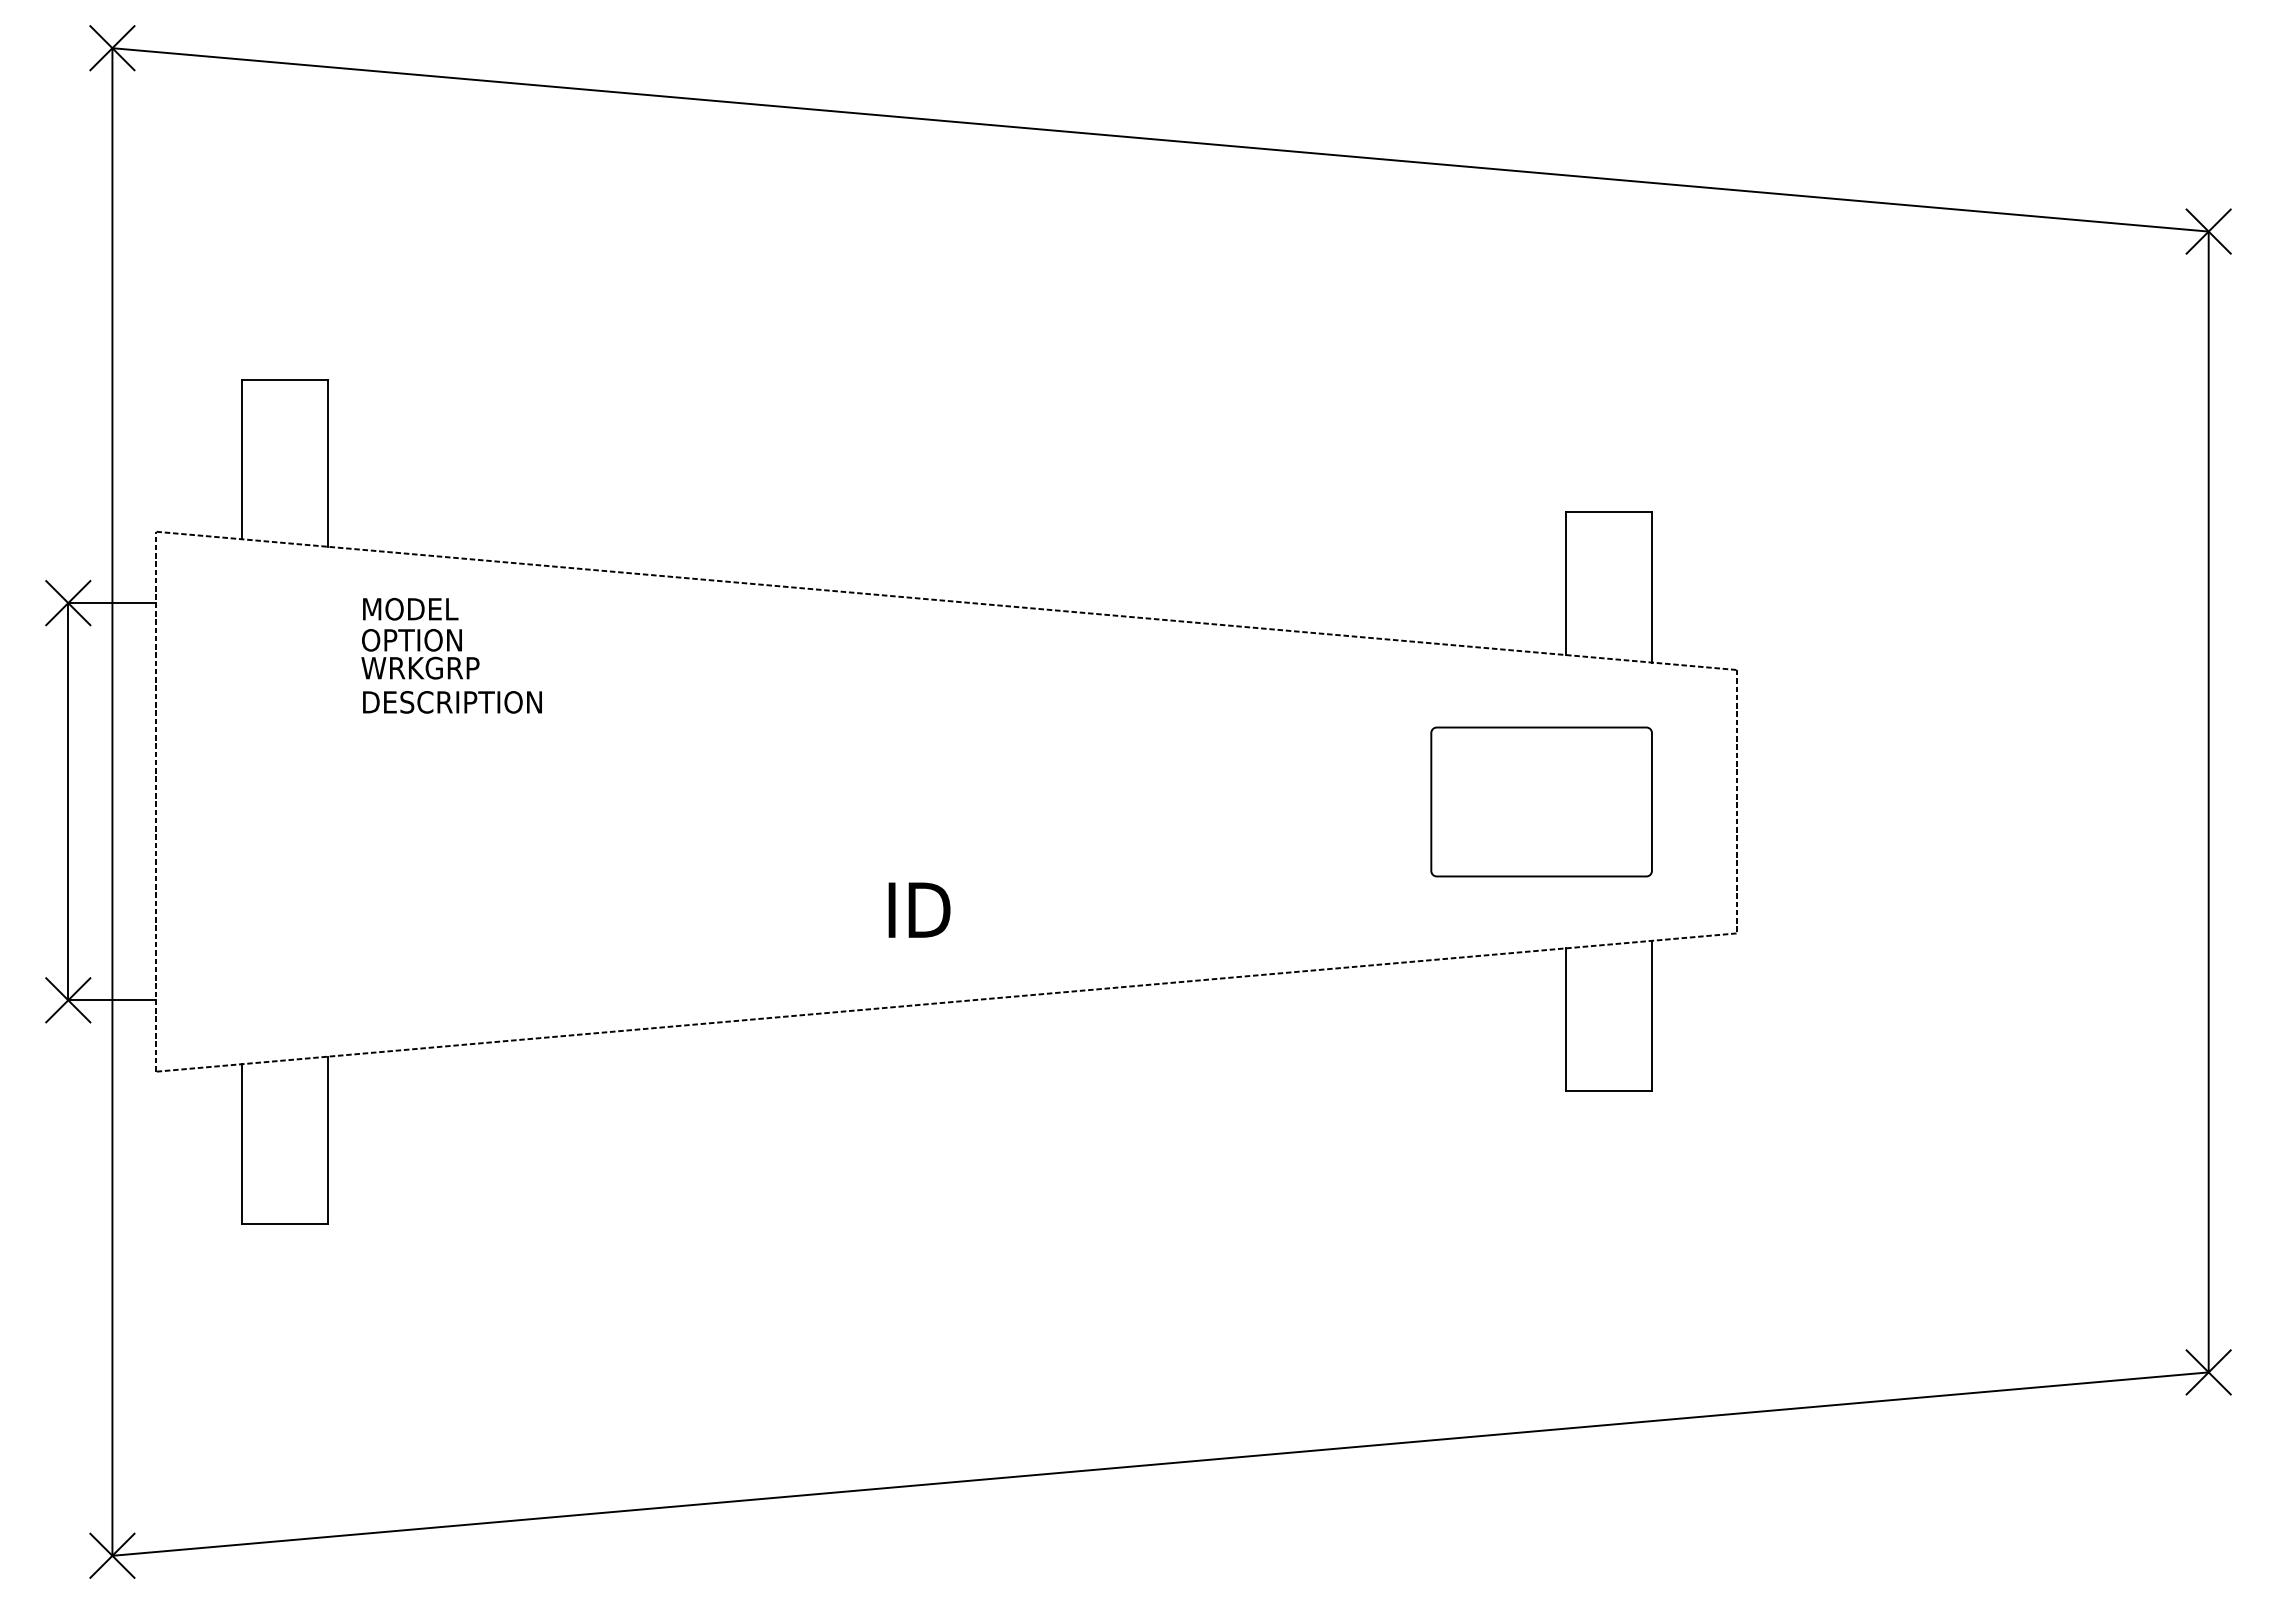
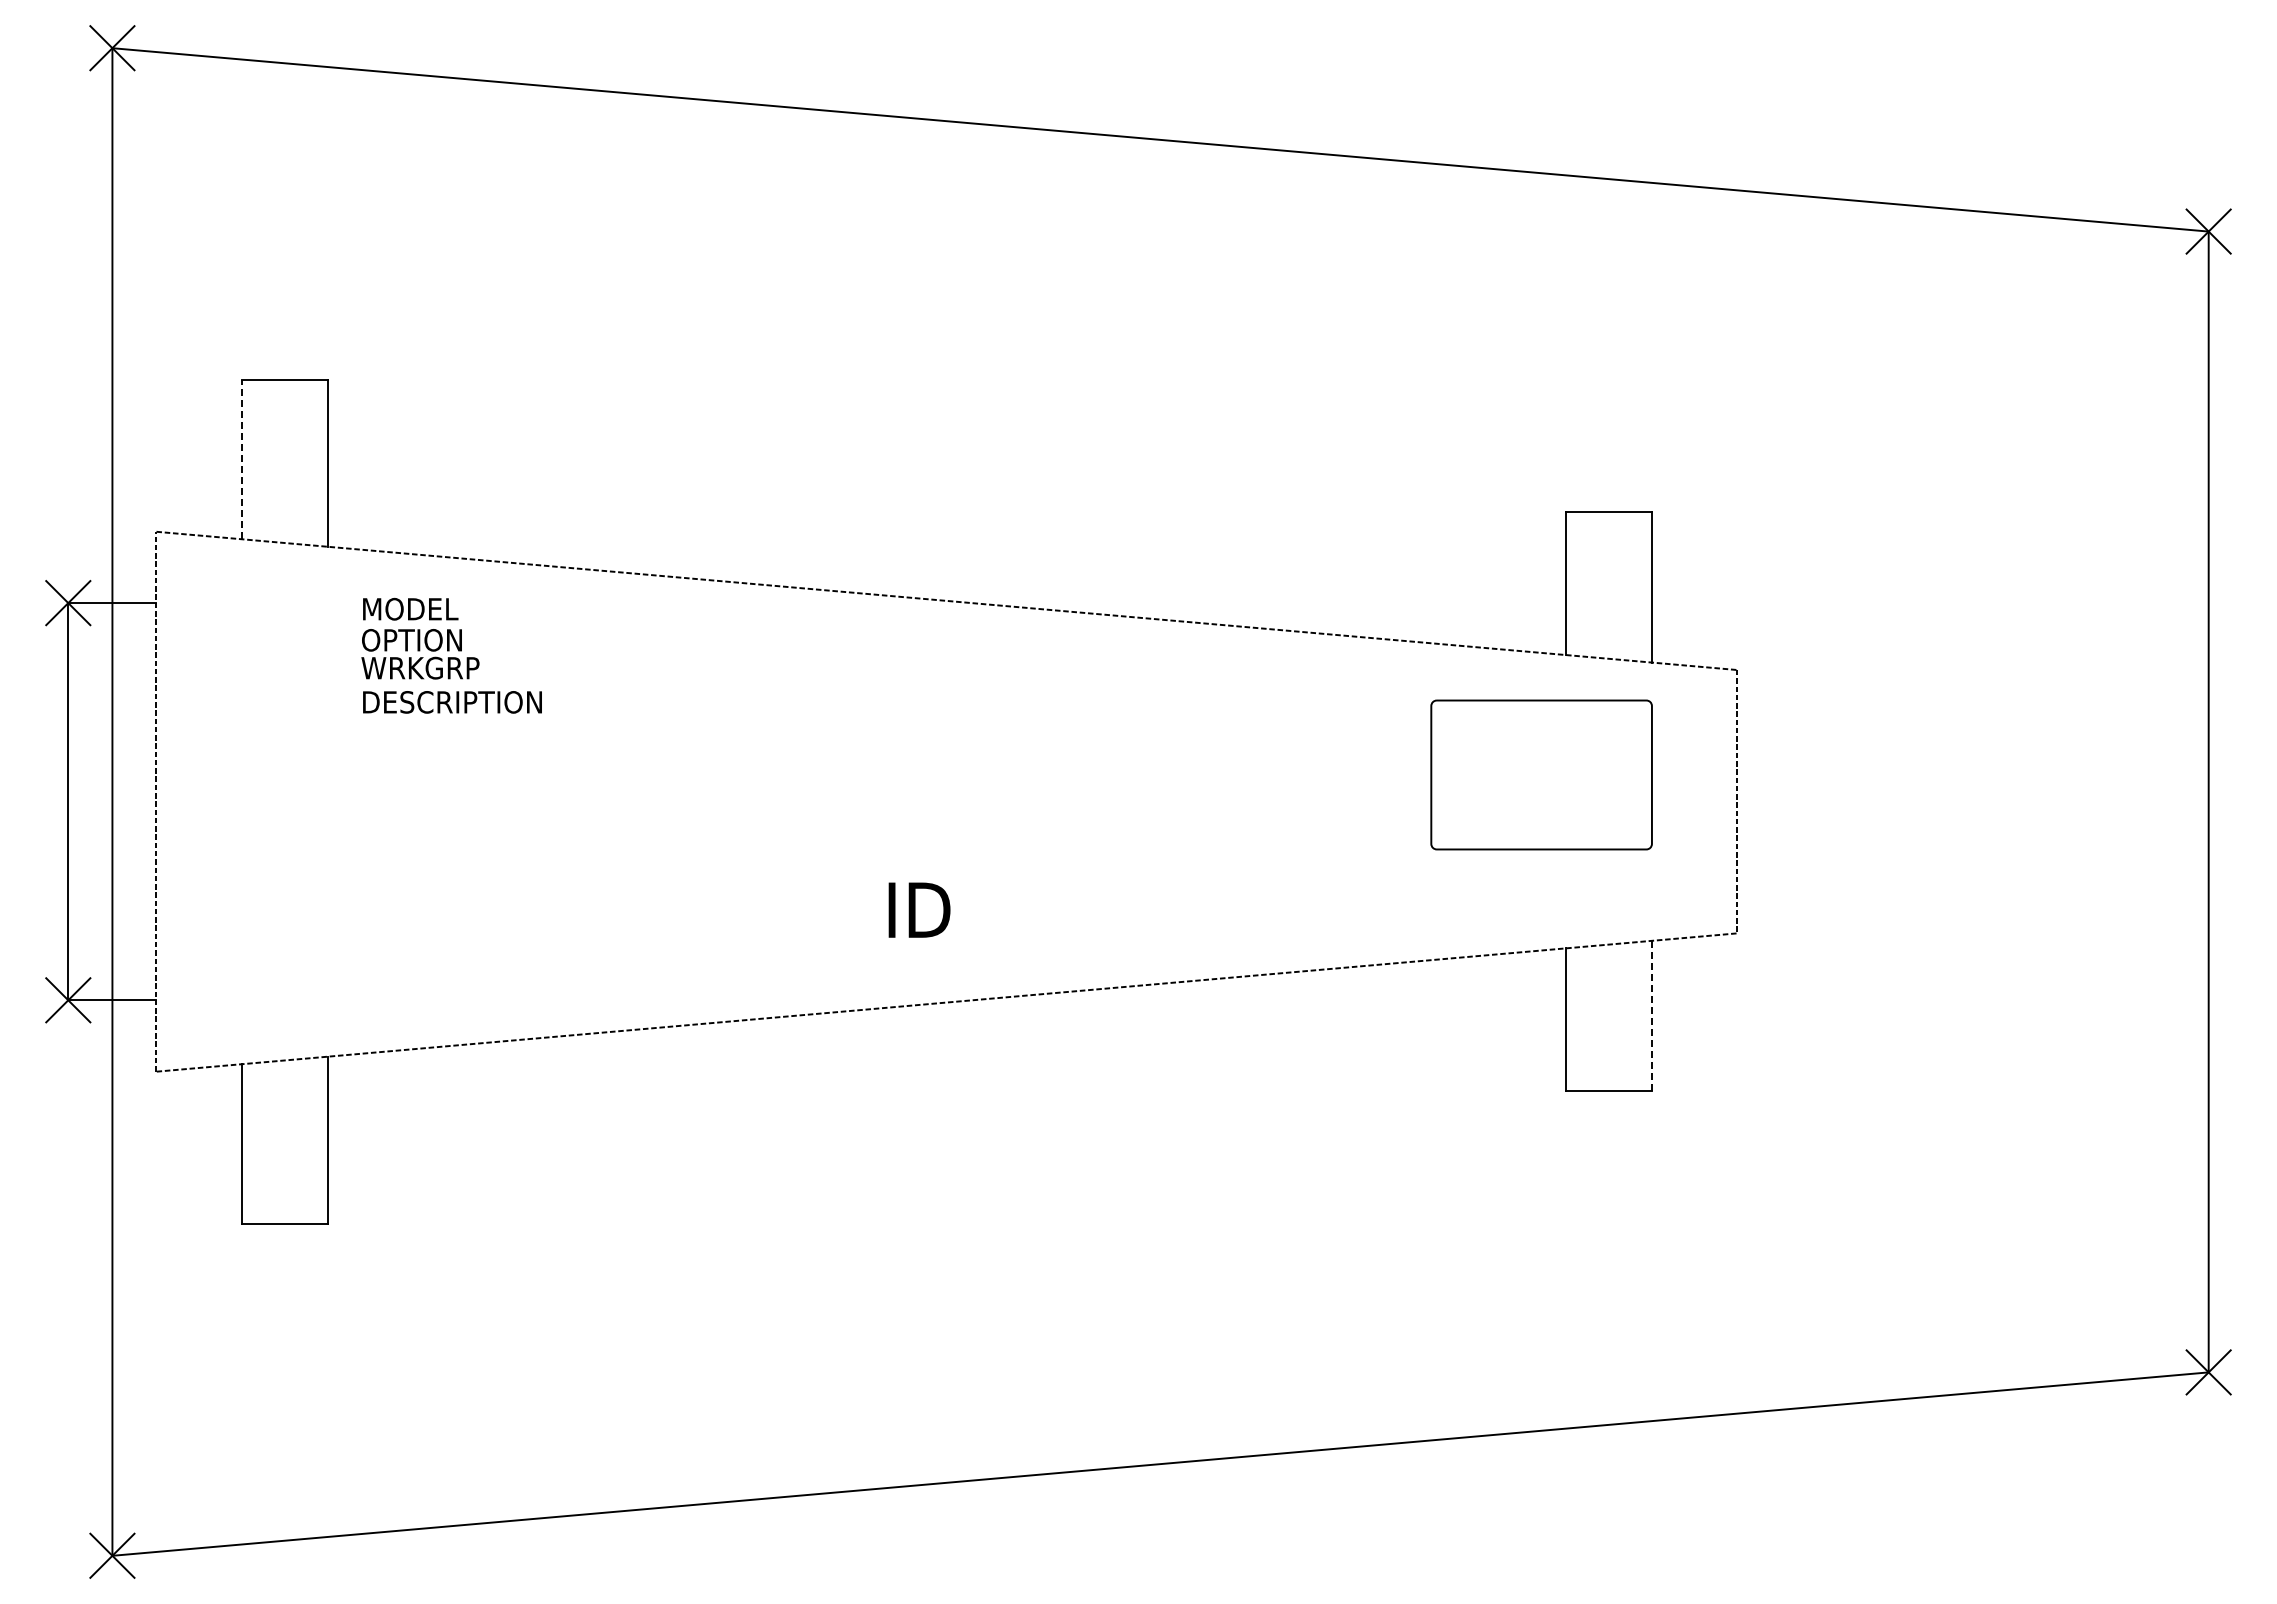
line: solid -> dashed (242, 459)
part position: (1541, 801) -> (1541, 774) (1541, 774)
line: solid -> dashed (1651, 1016)
